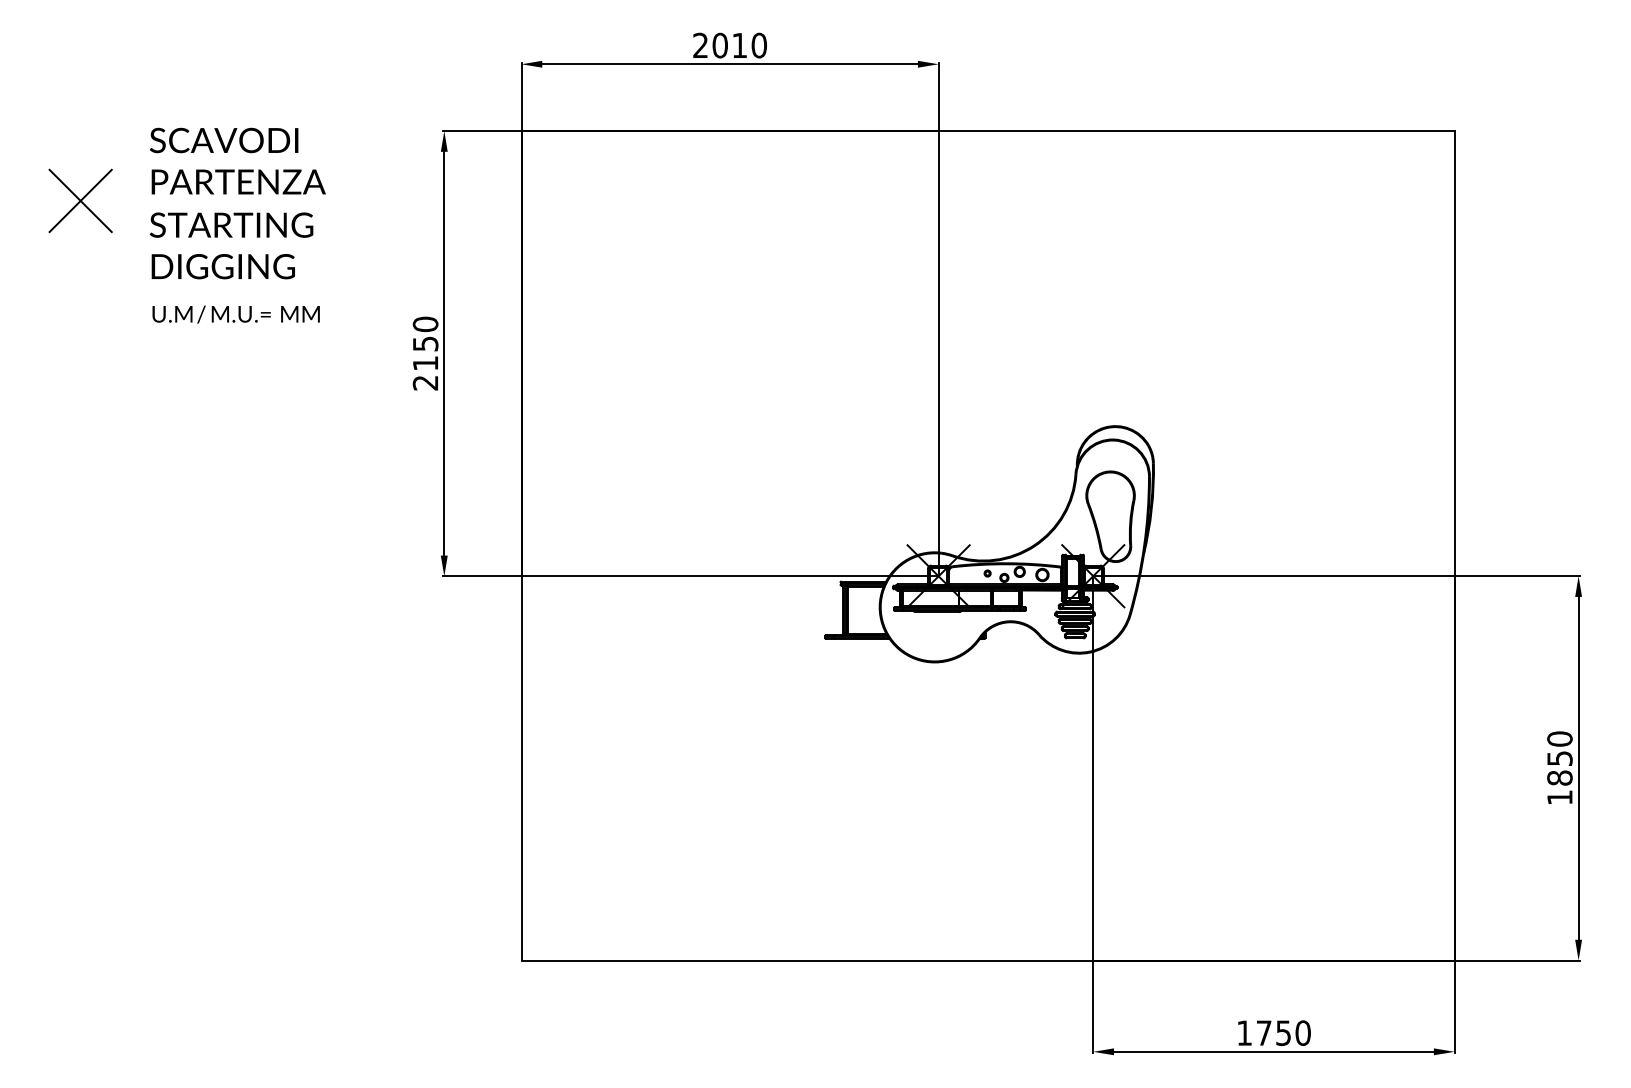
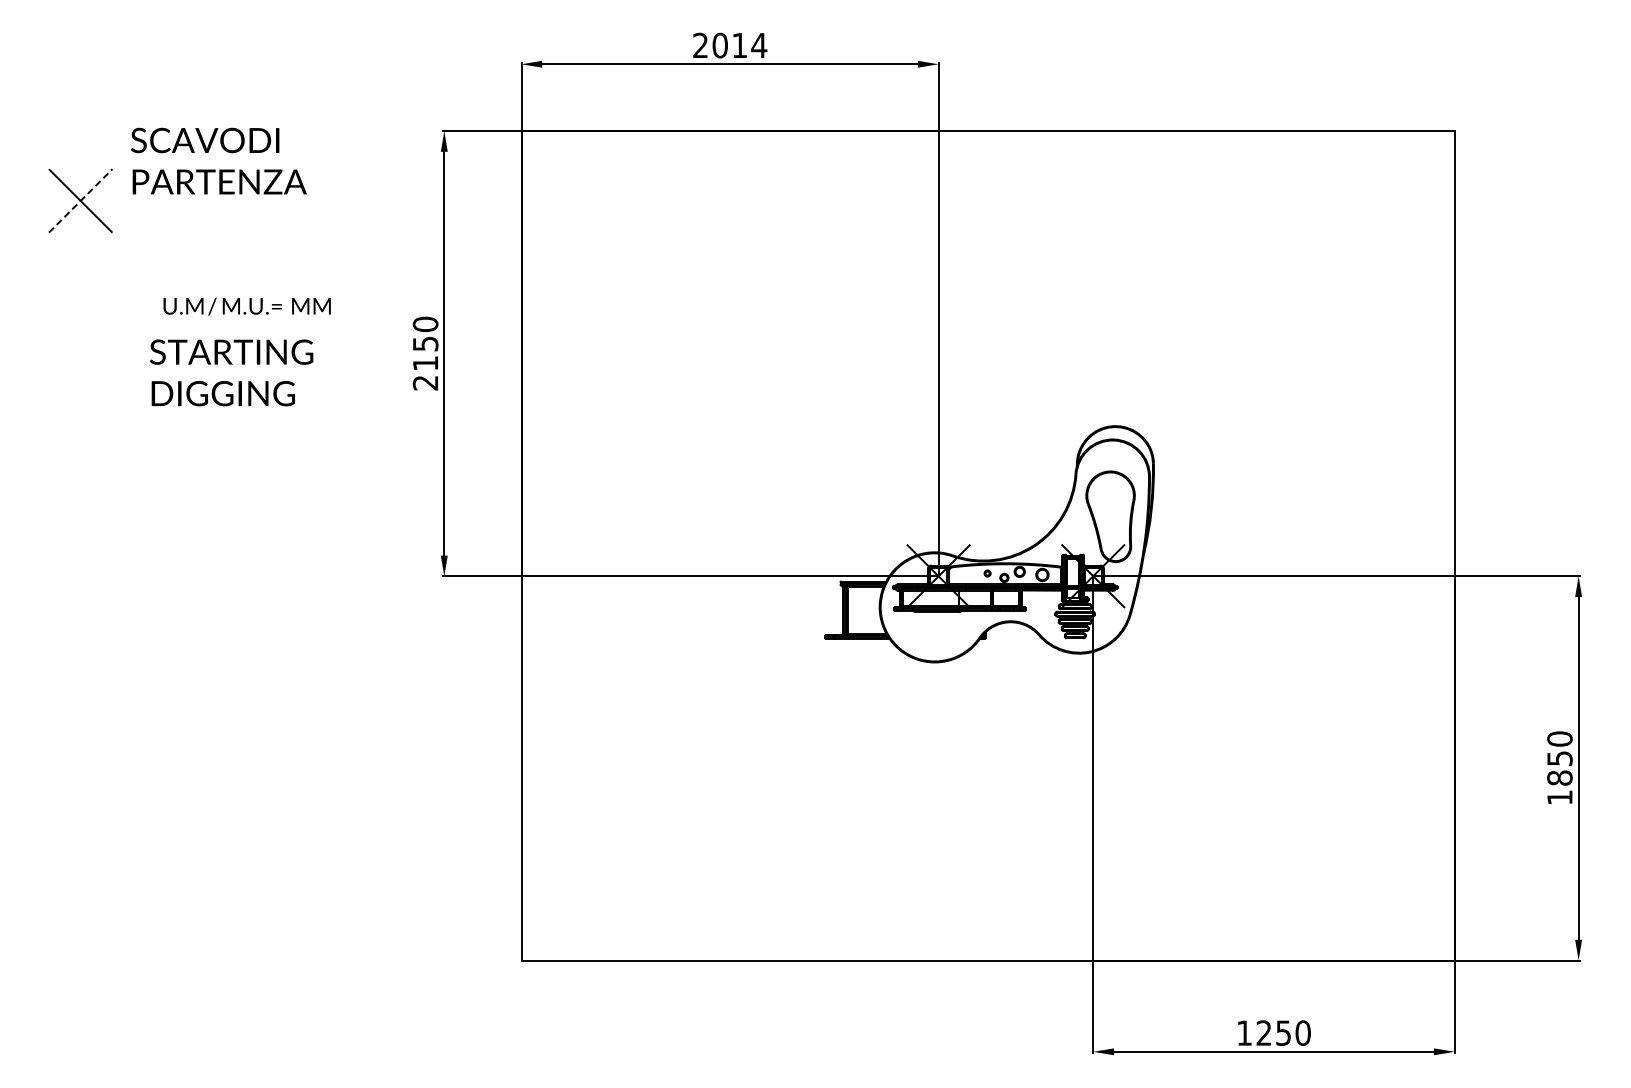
text: 2010 -> 2014 (759, 45)
text position: (237, 160) -> (218, 160) (218, 160)
line: solid -> dashed (80, 200)
text position: (231, 245) -> (231, 372) (231, 372)
text position: (235, 314) -> (246, 306) (246, 306)
text: 1750 -> 1250 (1263, 1032)
